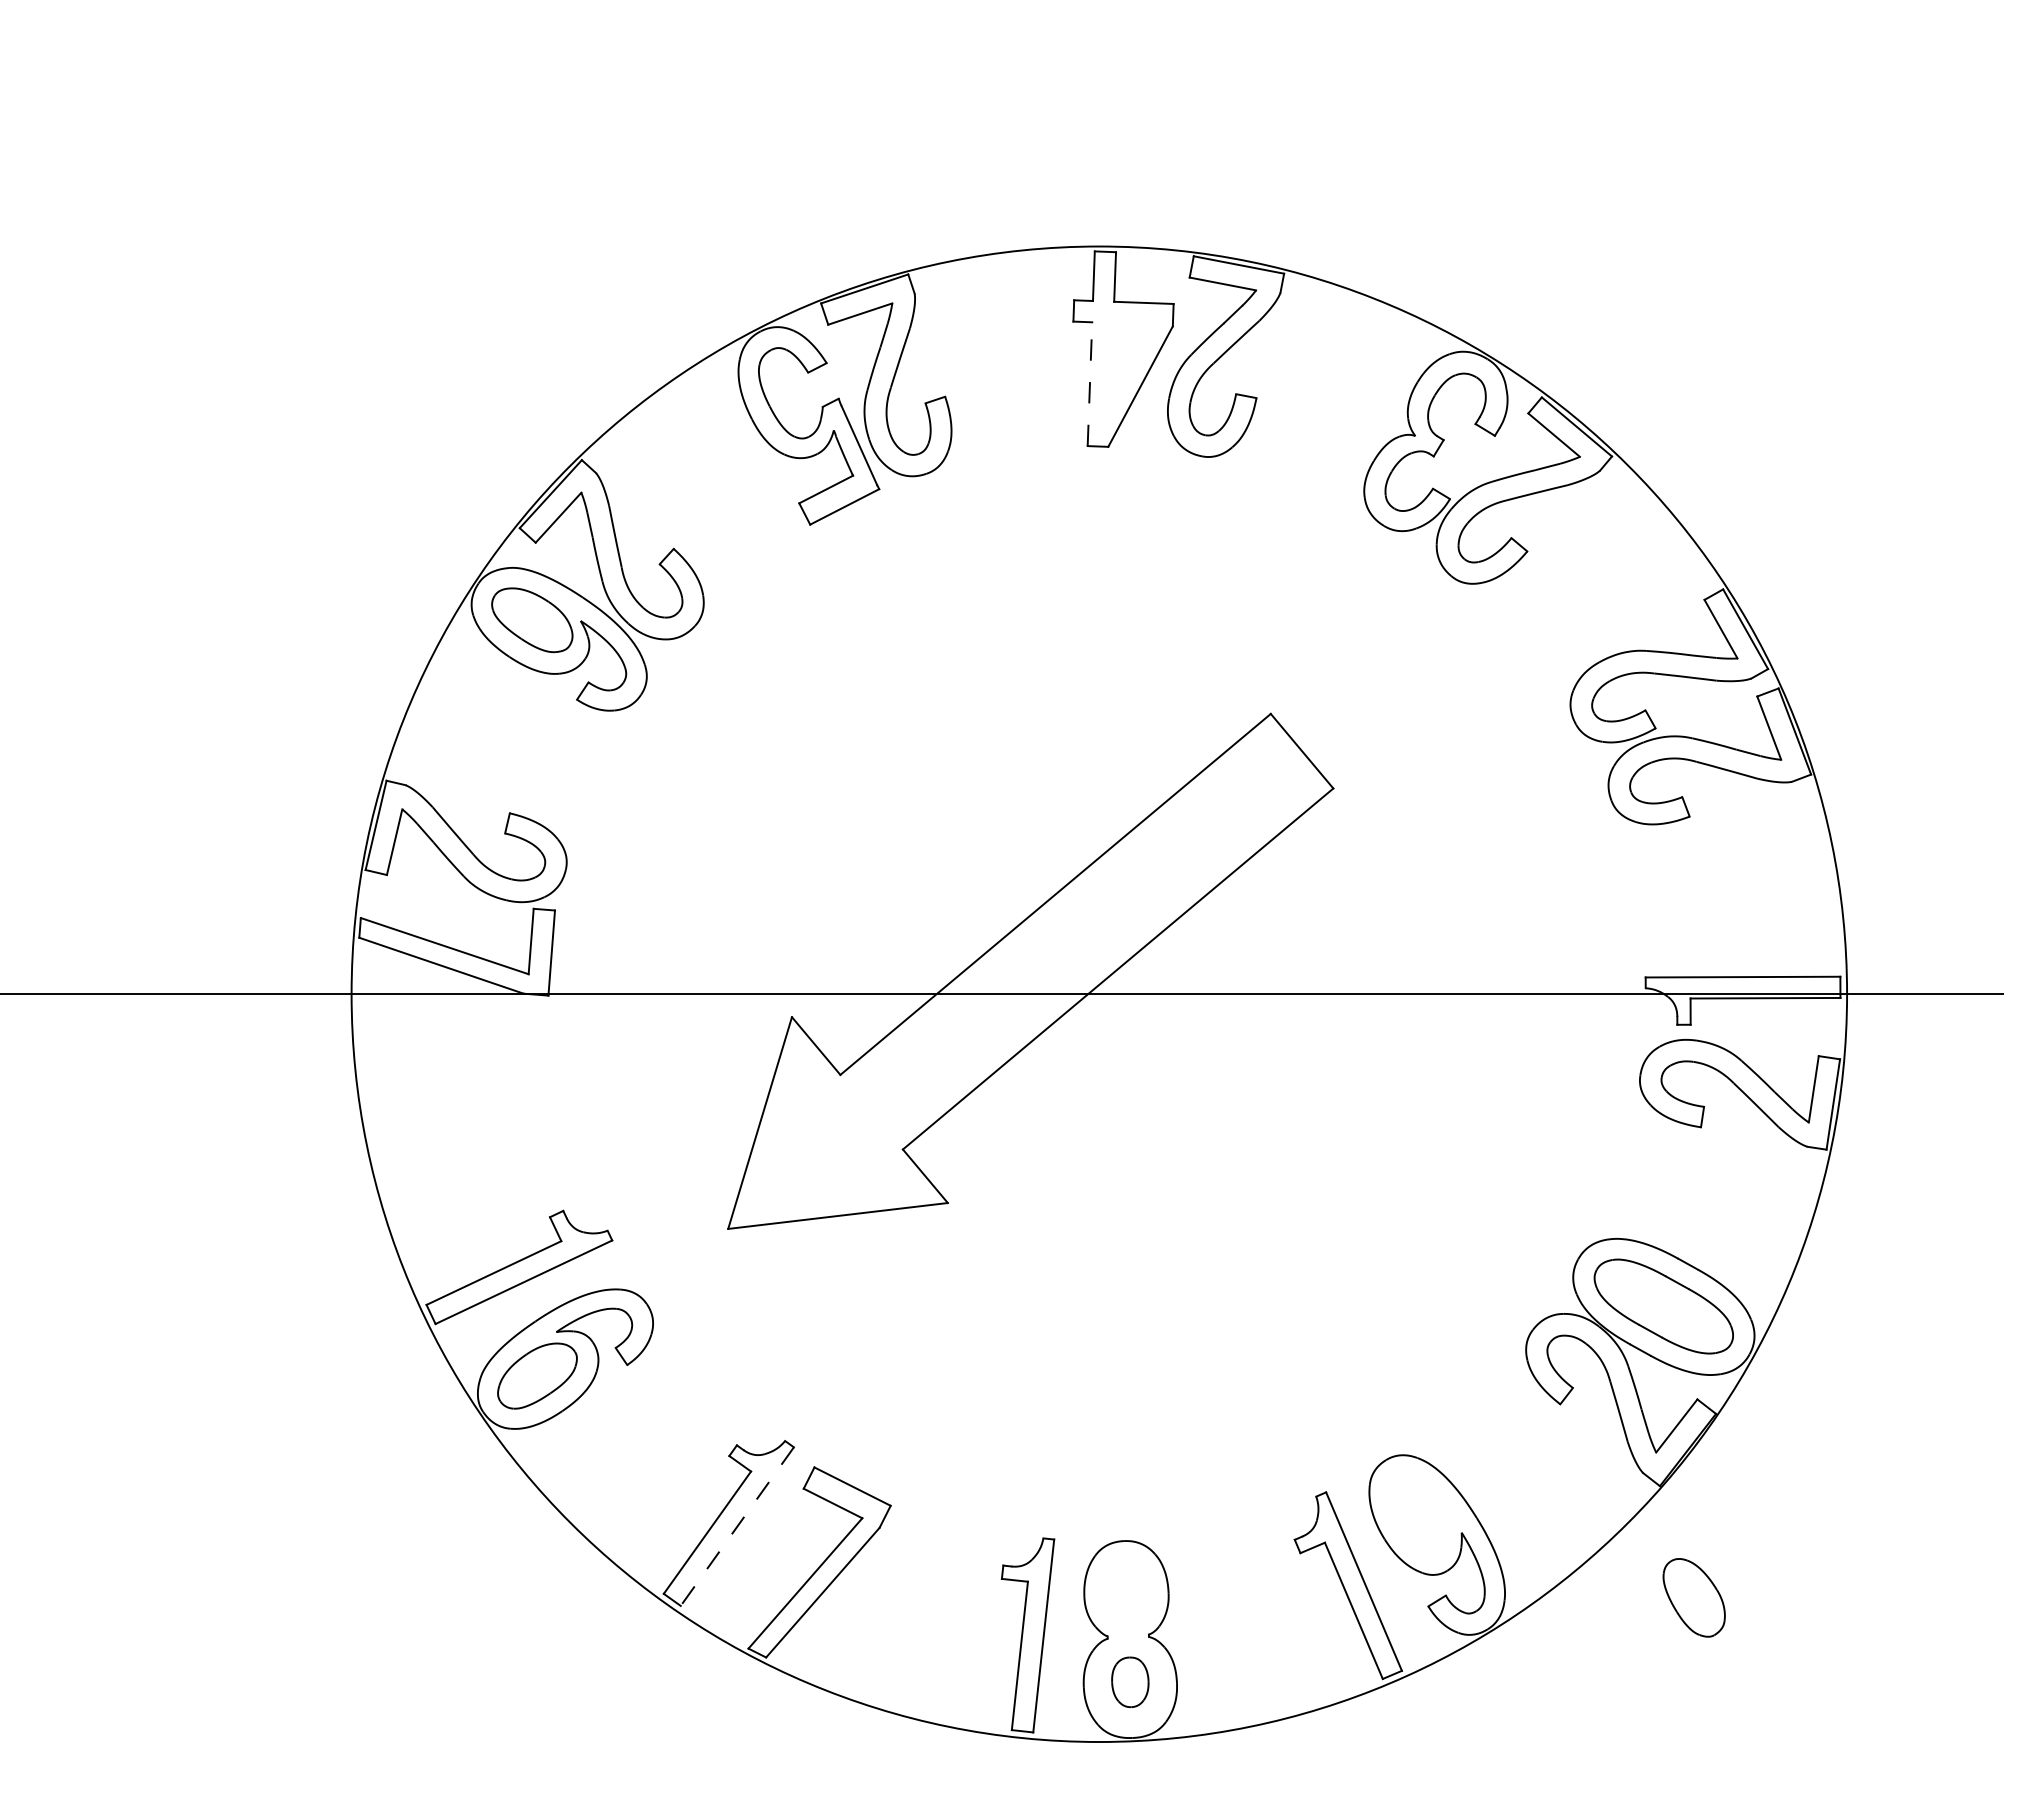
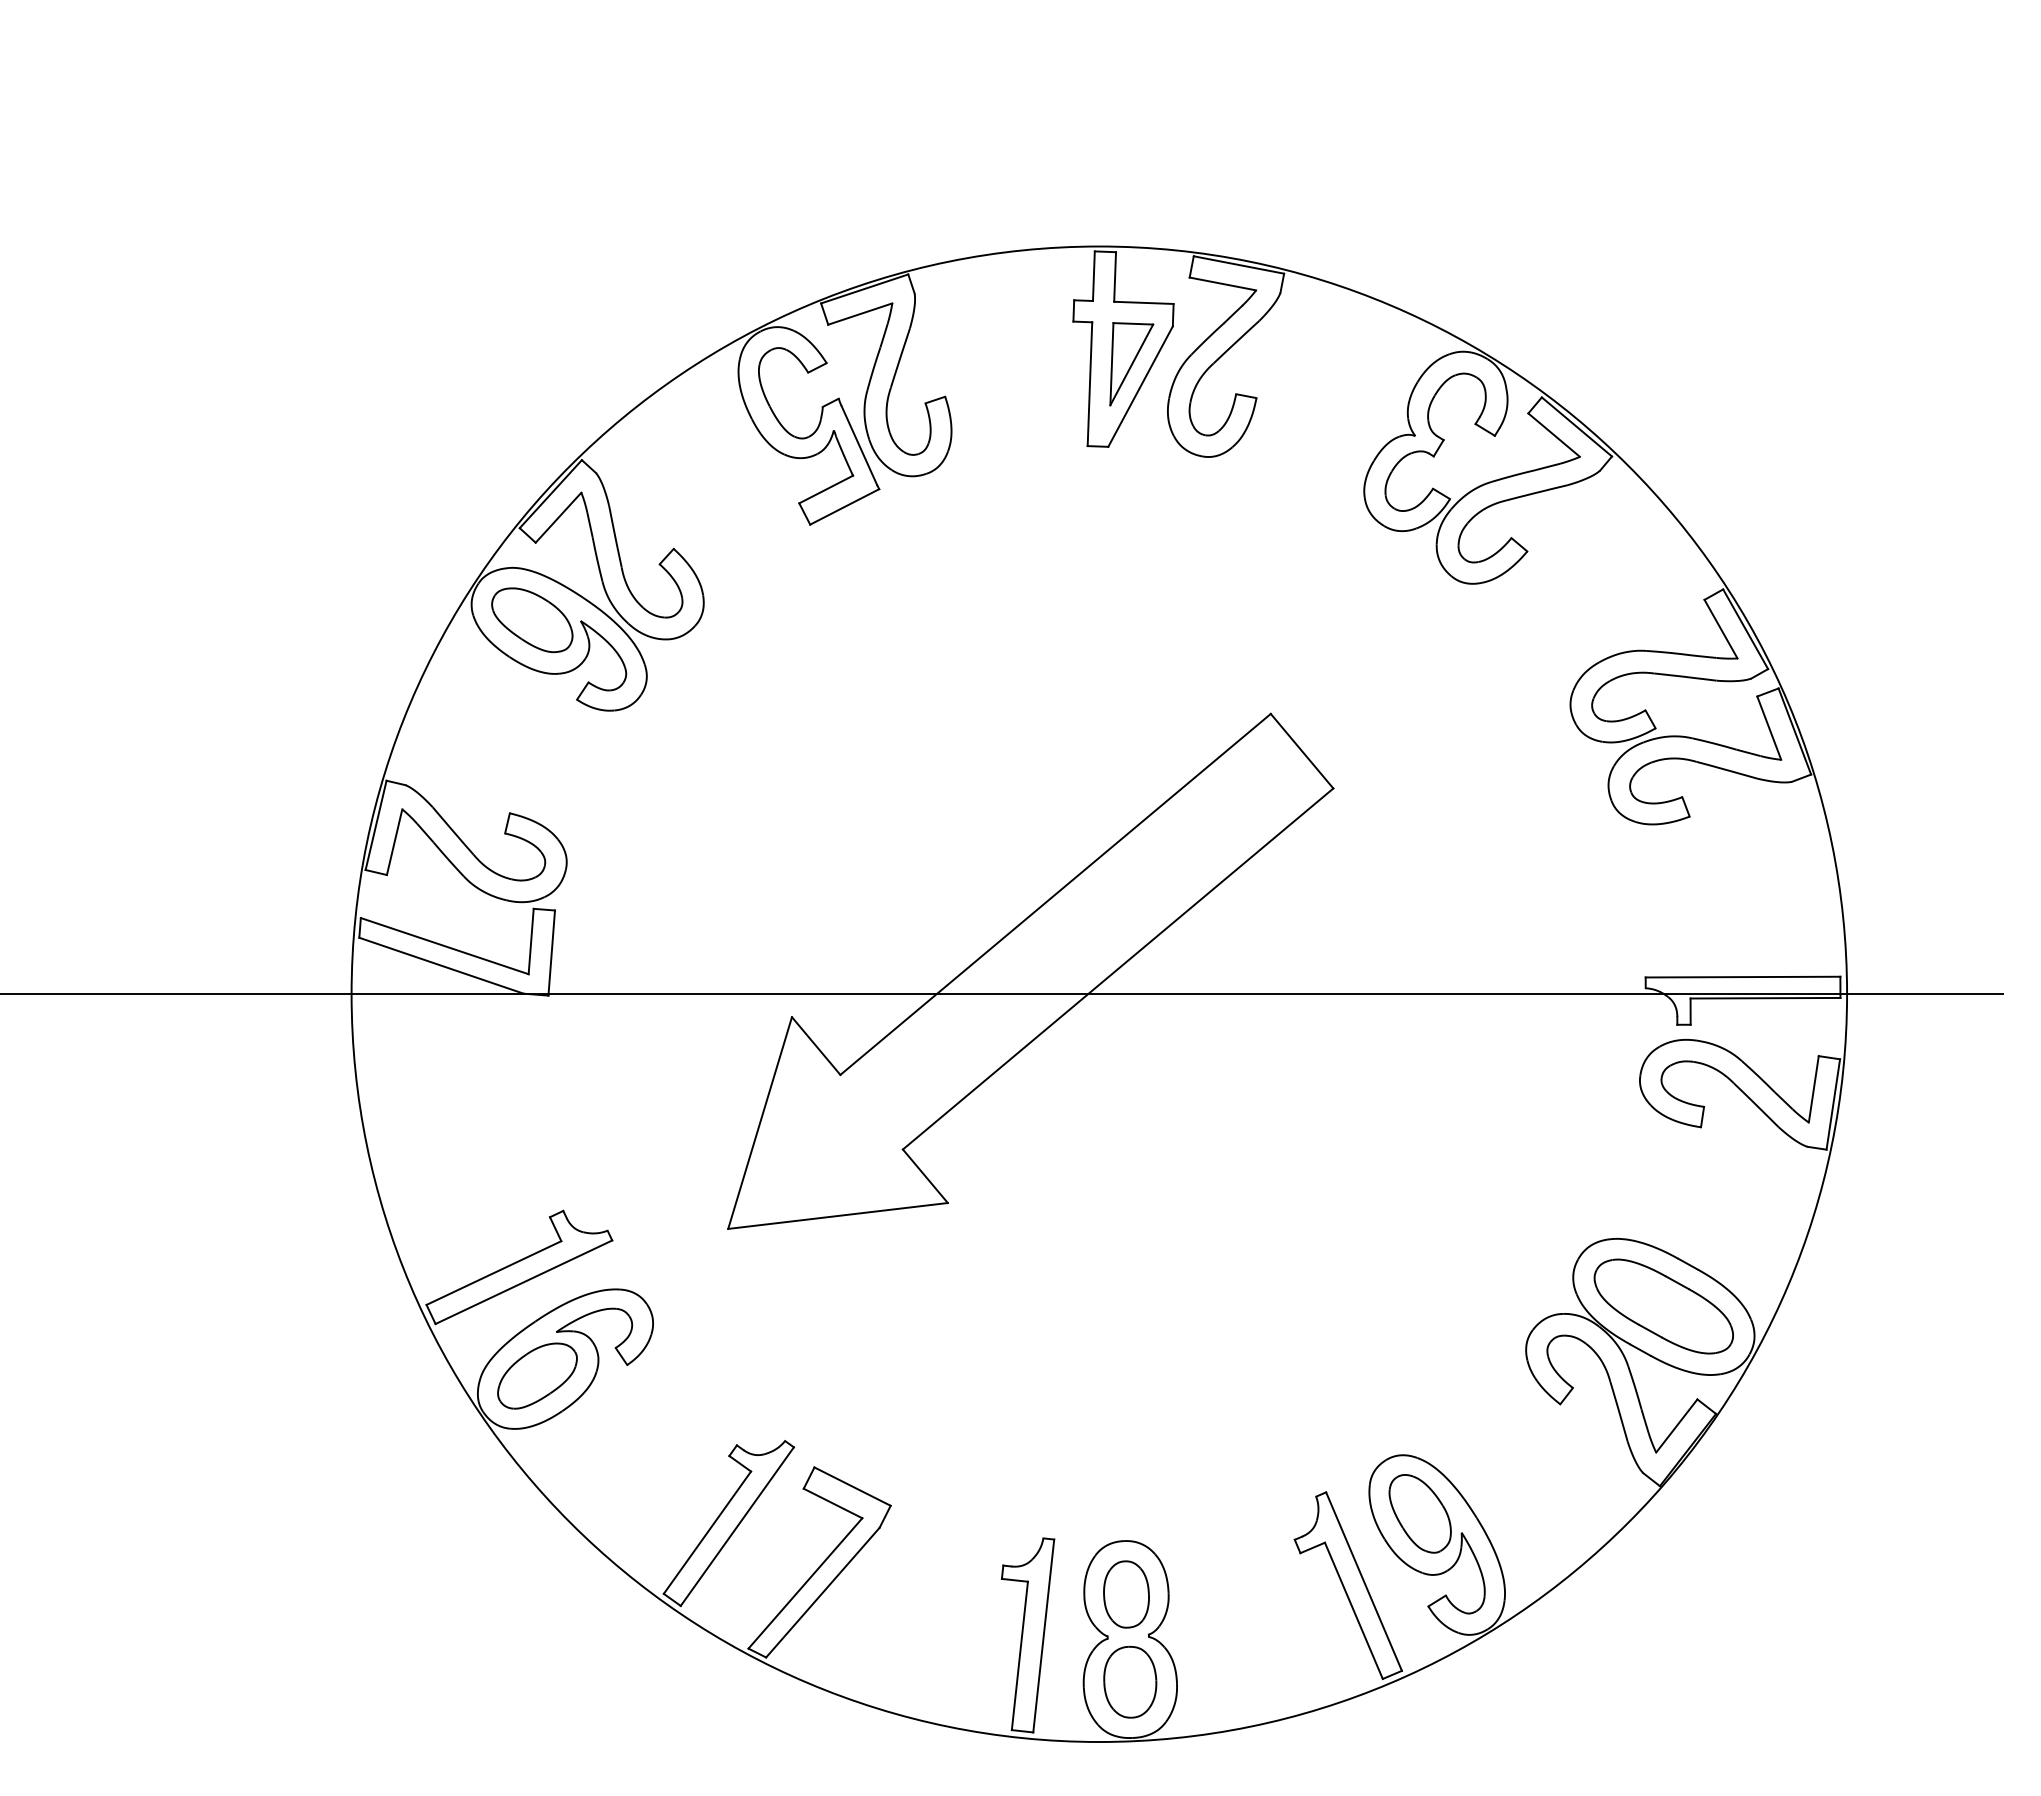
part: none -> present (1131, 364)
line: dashed -> solid (1089, 384)
line: dashed -> solid (737, 1527)
part: none -> present (1126, 1594)
part position: (1693, 1597) -> (1419, 1513) (1419, 1513)
part size: 39x52 px -> 55x73 px (1130, 1682)
